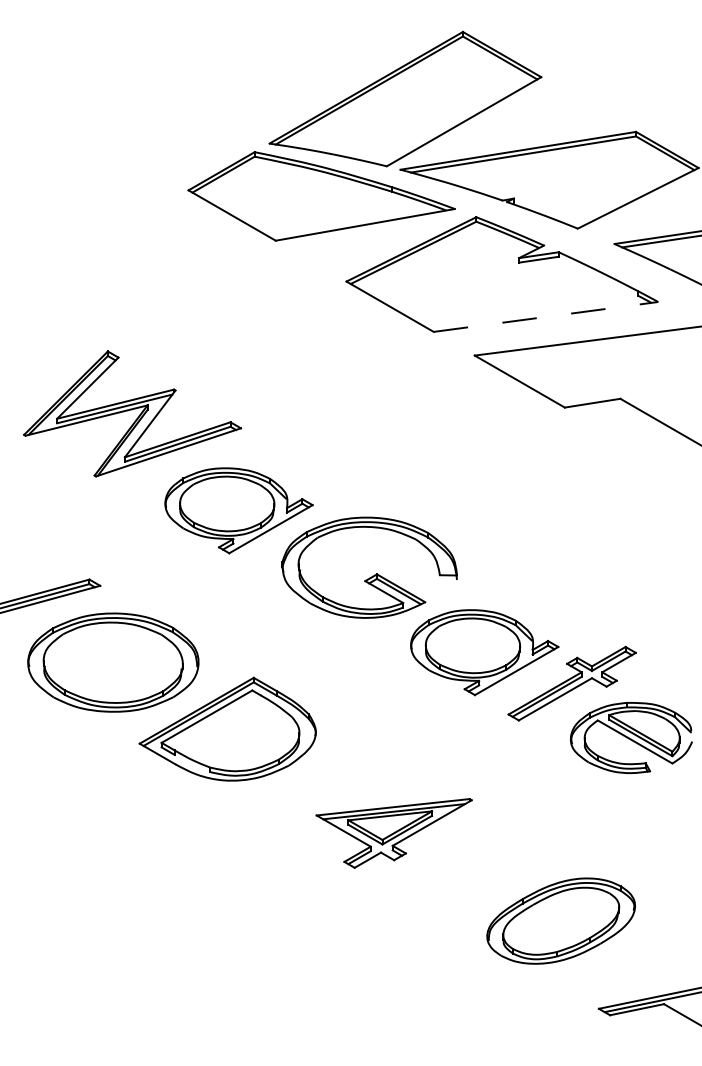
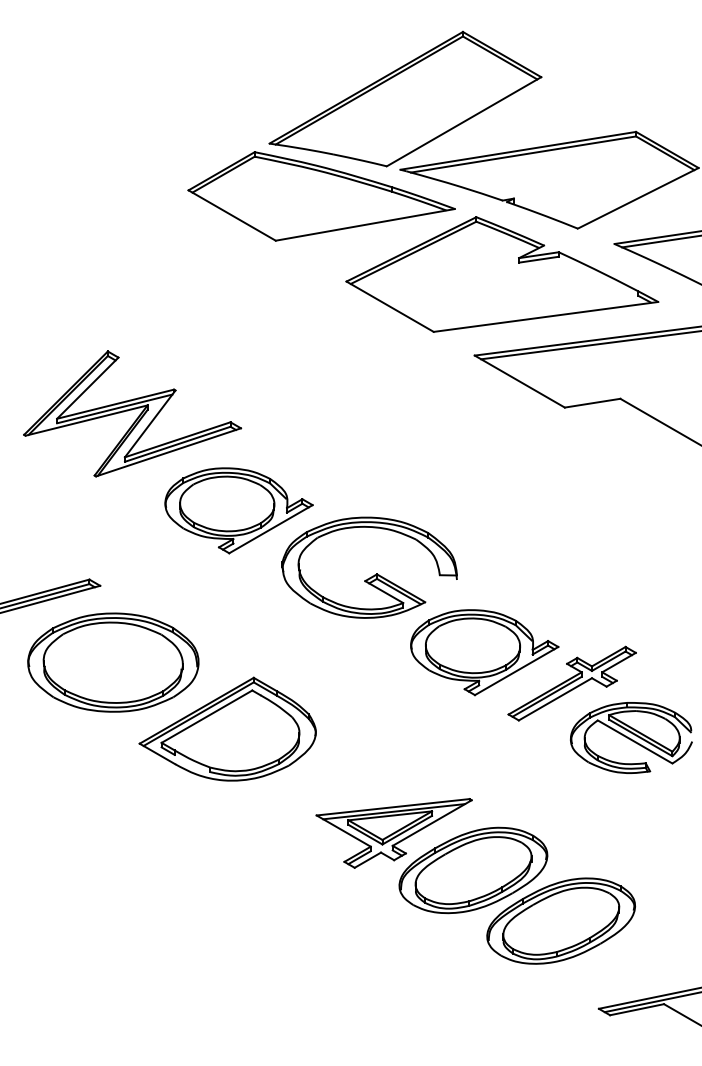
line: dashed -> solid (546, 316)
line: none -> present (589, 345)
part: none -> present (473, 870)
